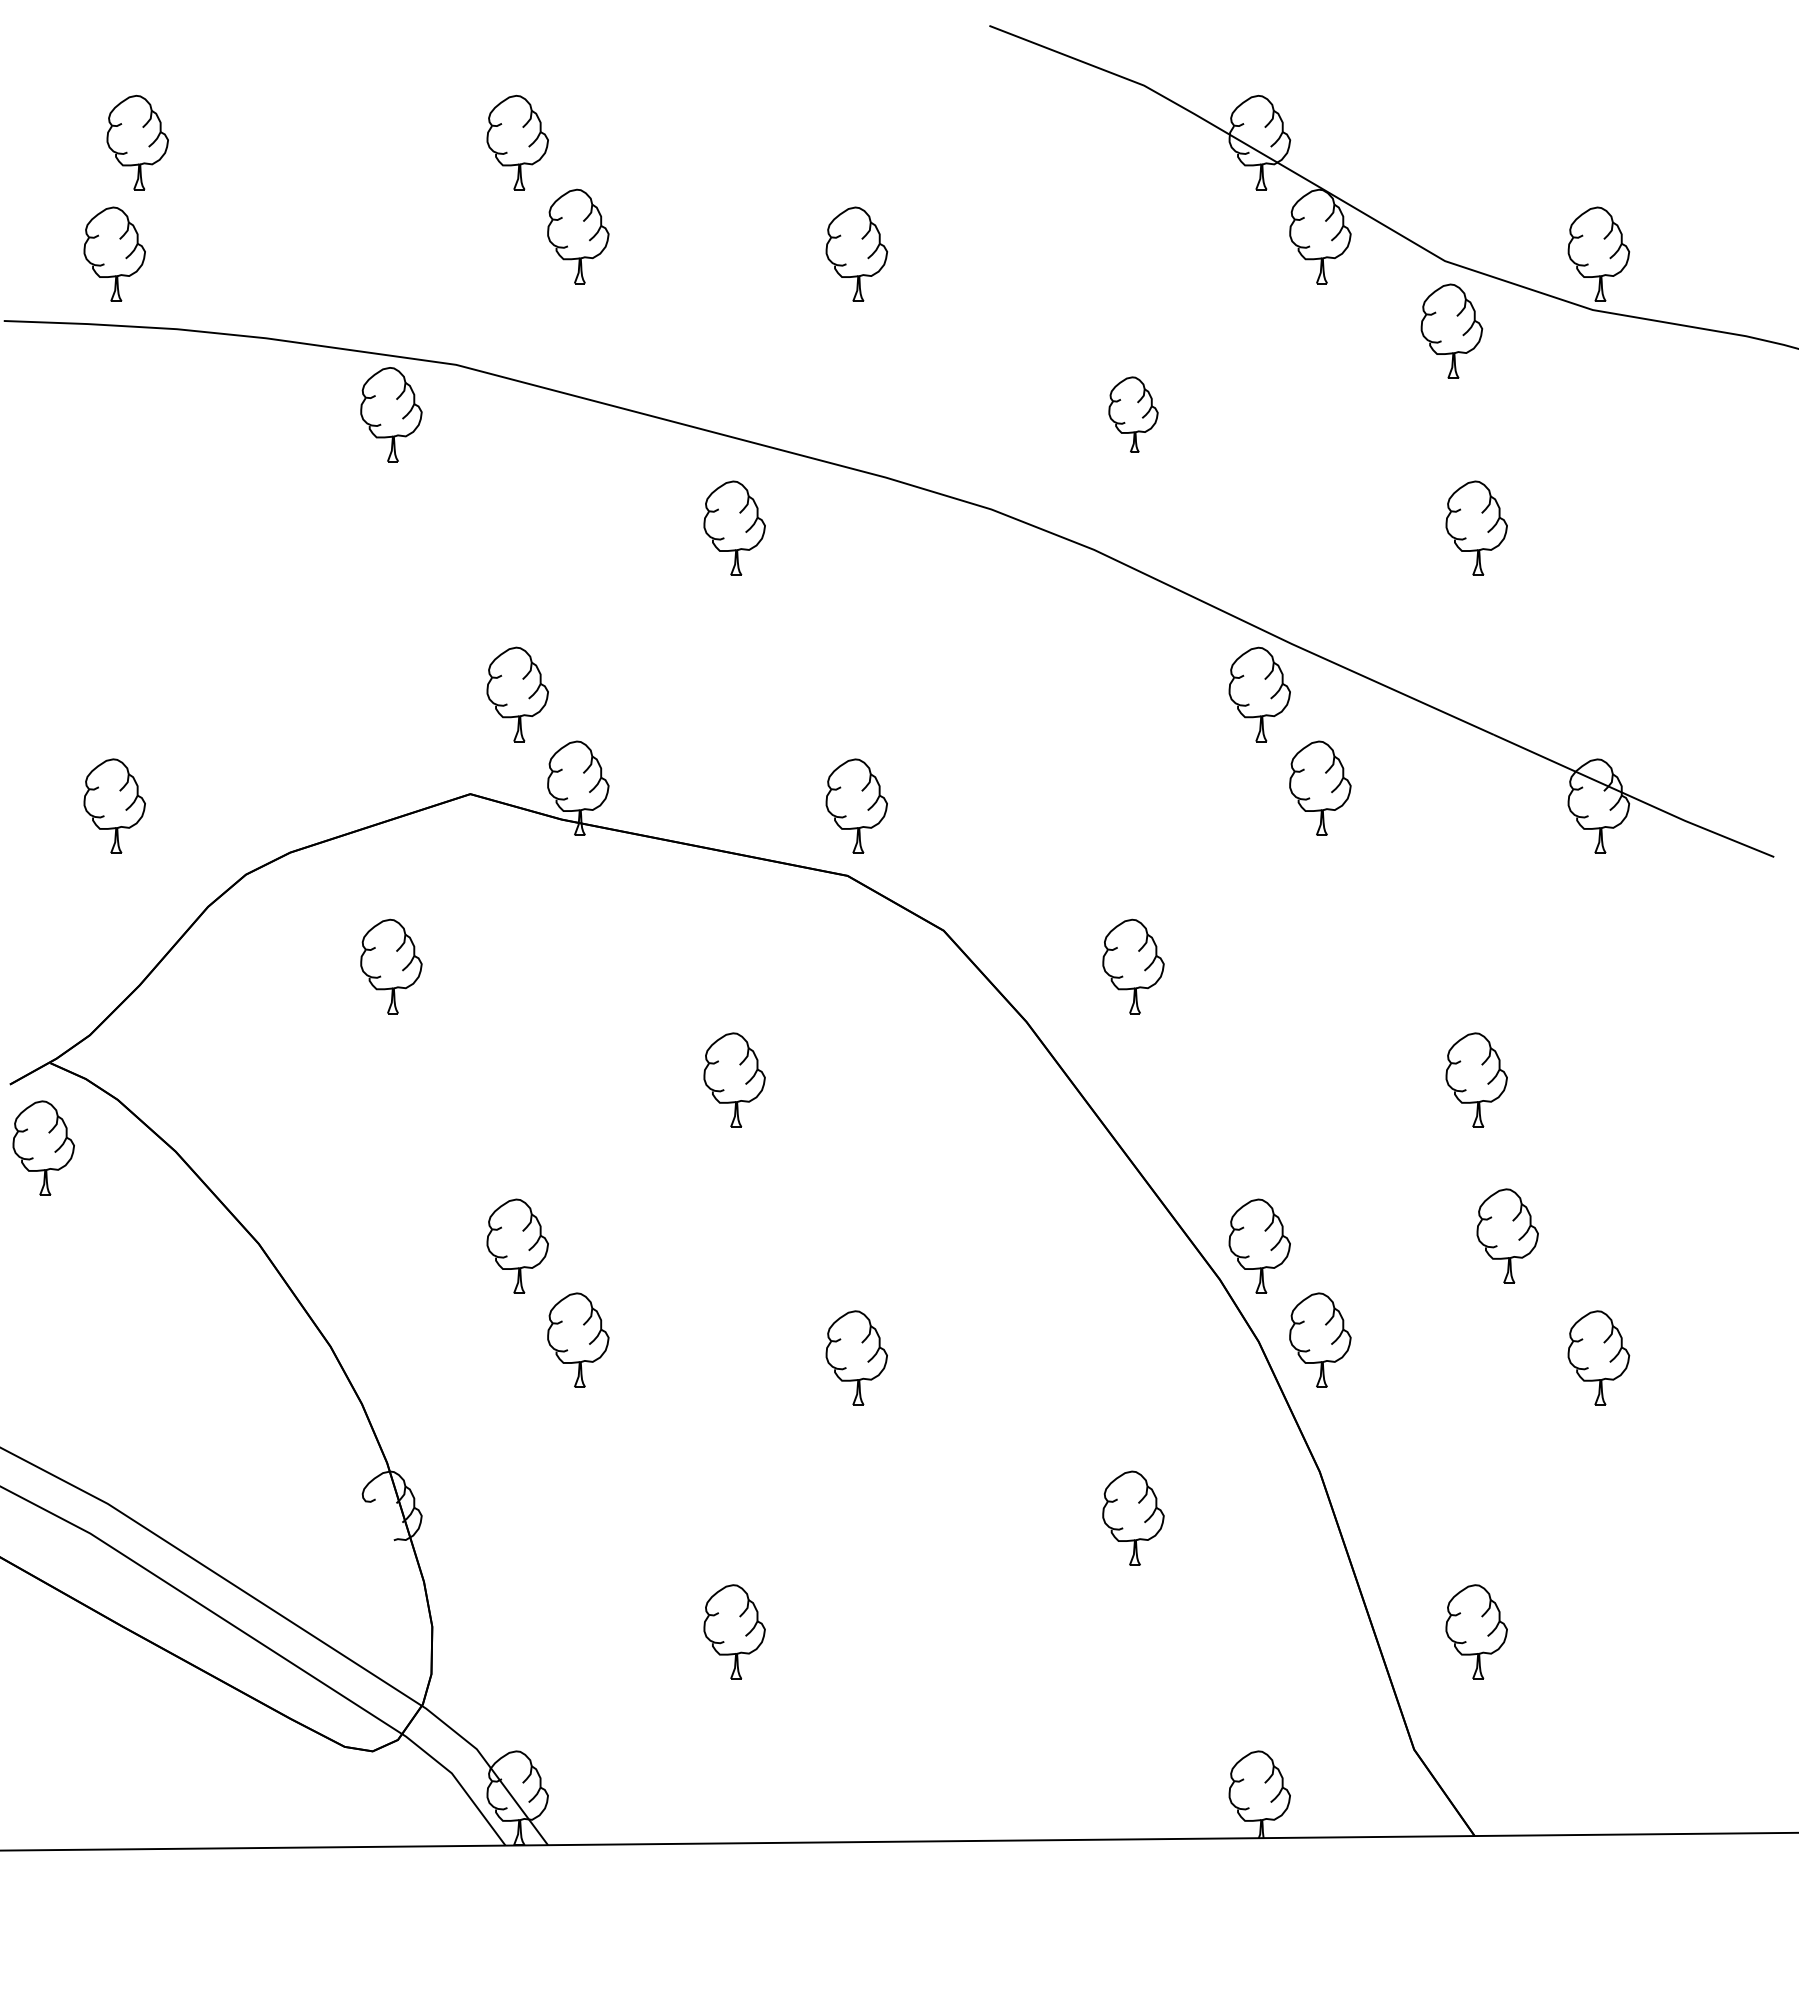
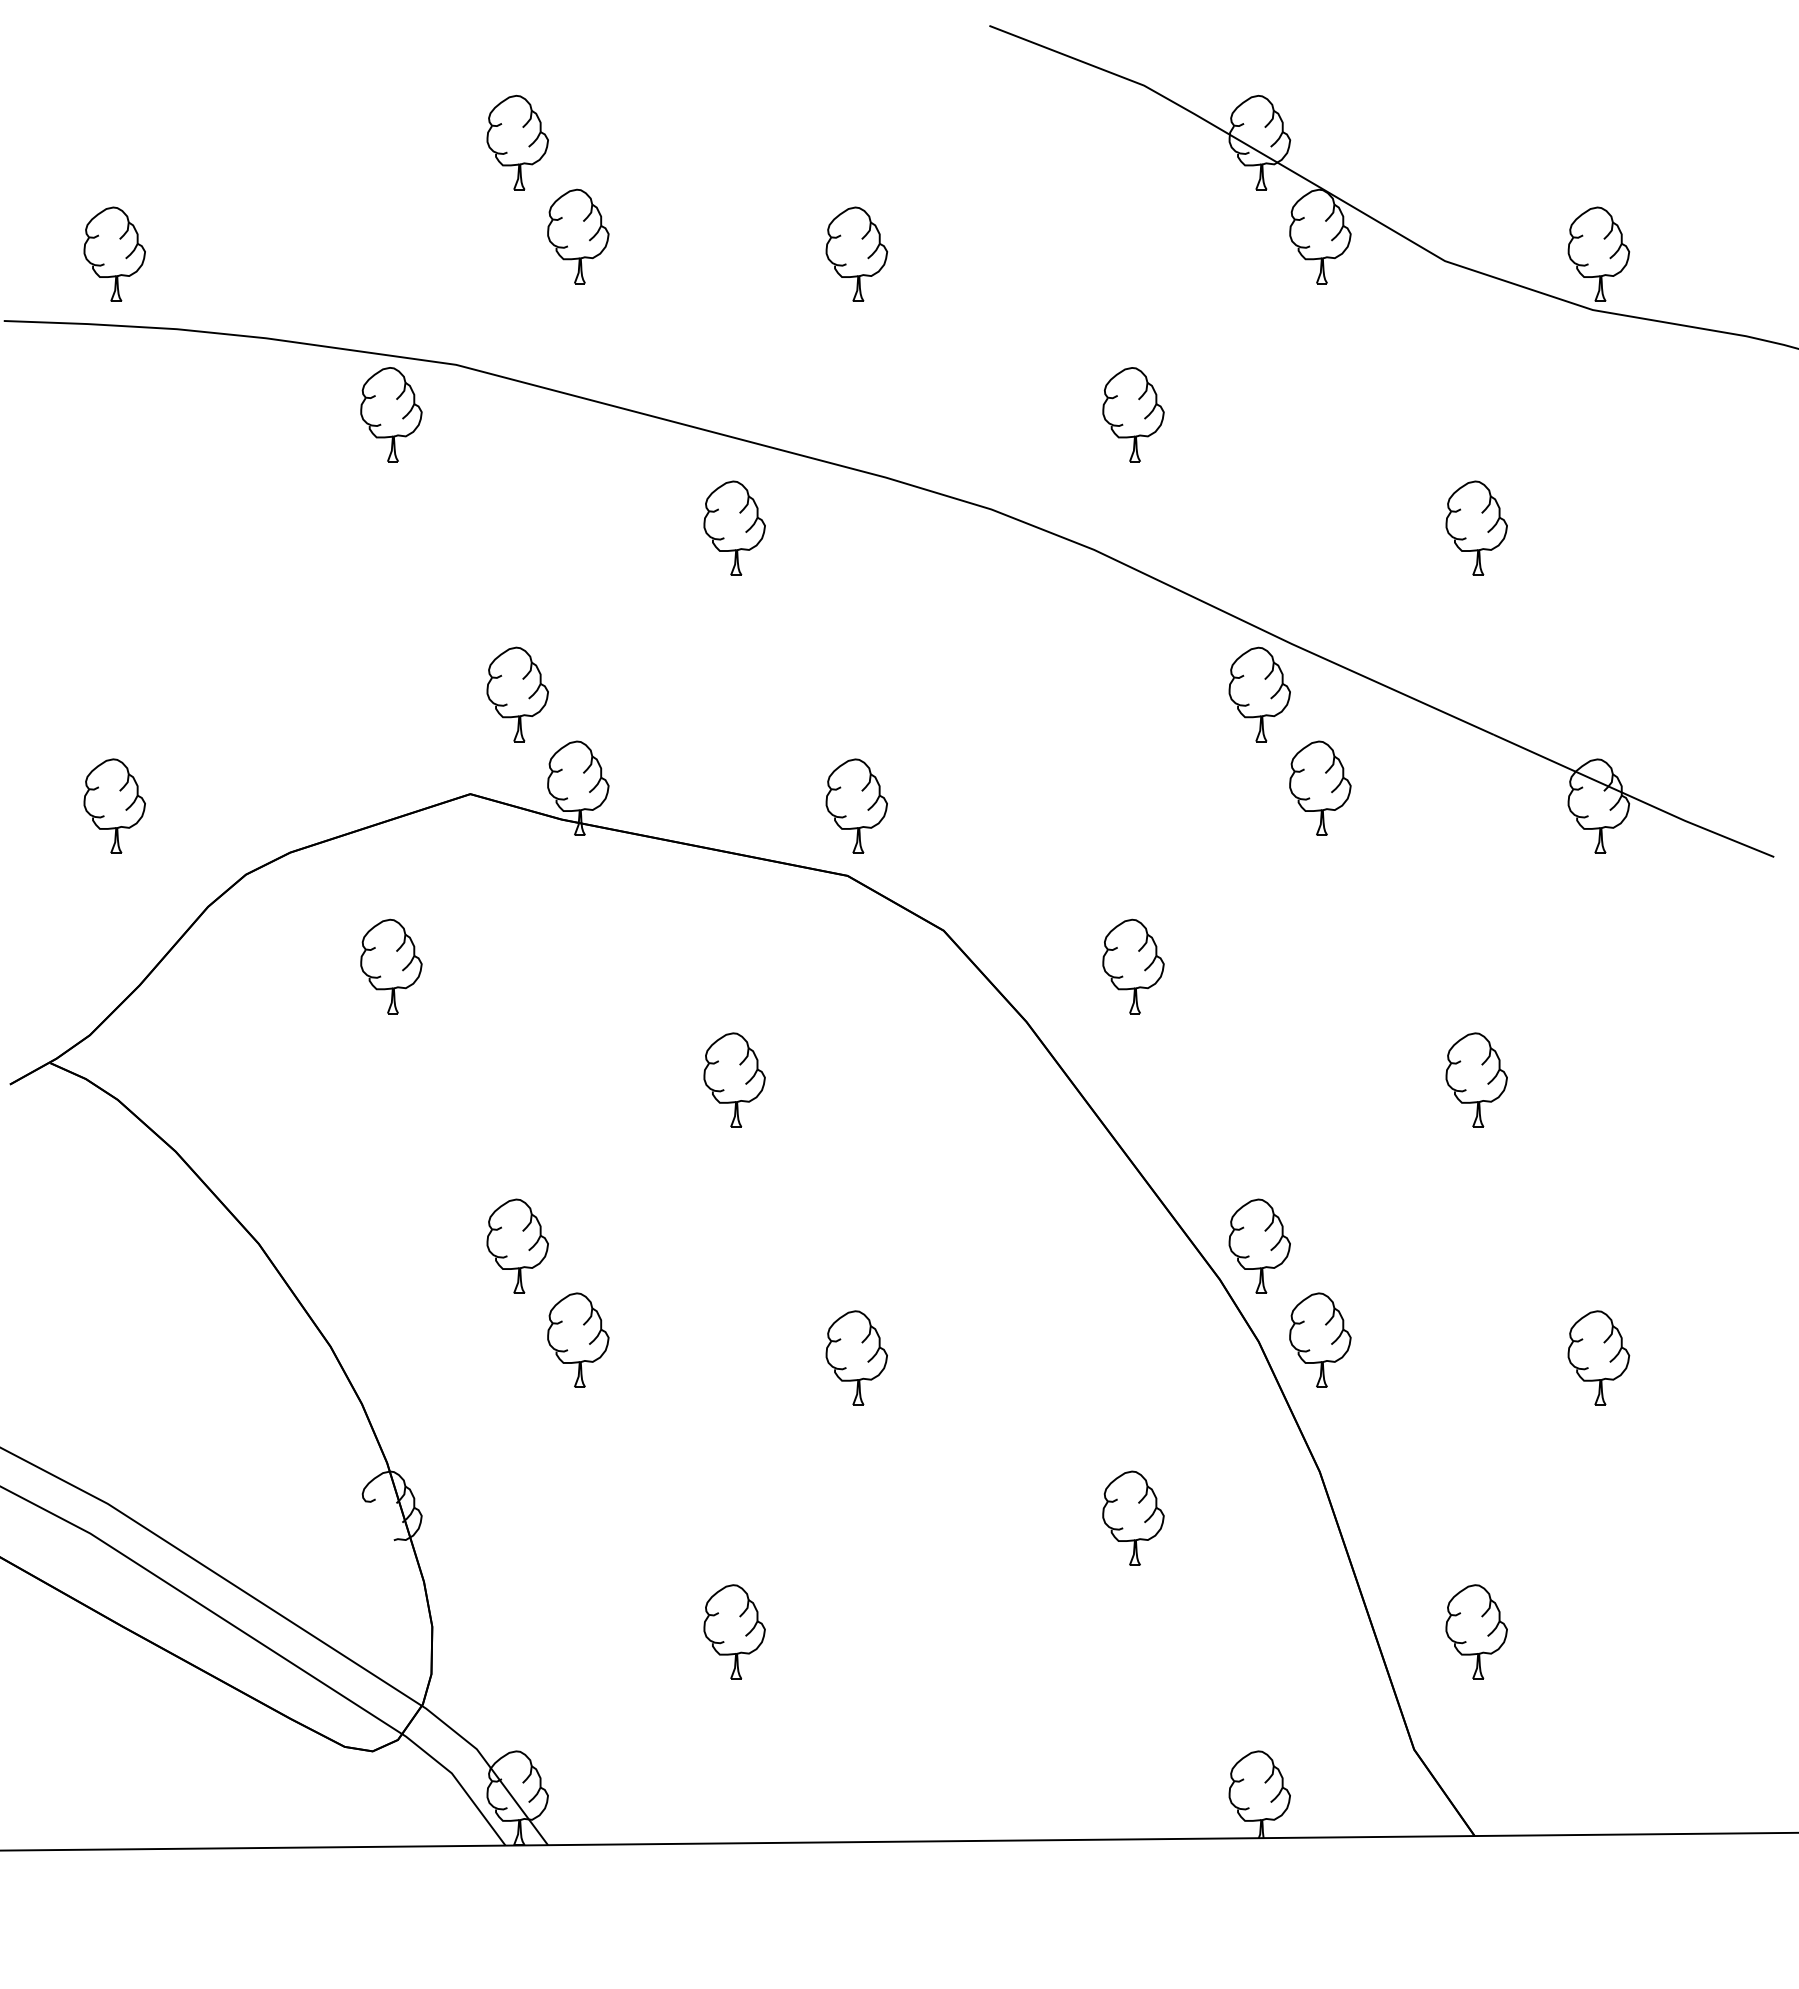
part: present -> none (137, 142)
part: present -> none (1451, 330)
part size: 51x77 px -> 63x96 px (1133, 414)
part: present -> none (43, 1147)
part: present -> none (1507, 1235)
